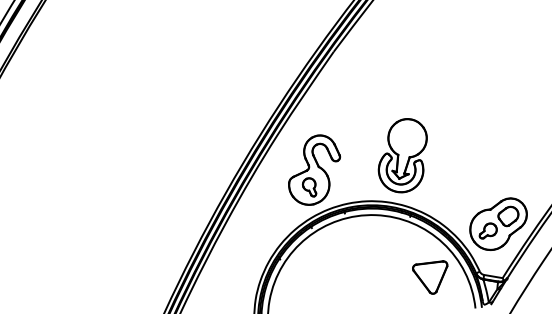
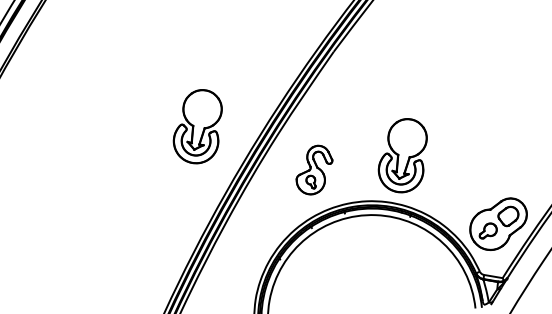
part: none -> present (197, 126)
part size: 53x72 px -> 39x52 px (314, 169)
part: present -> none (430, 277)
